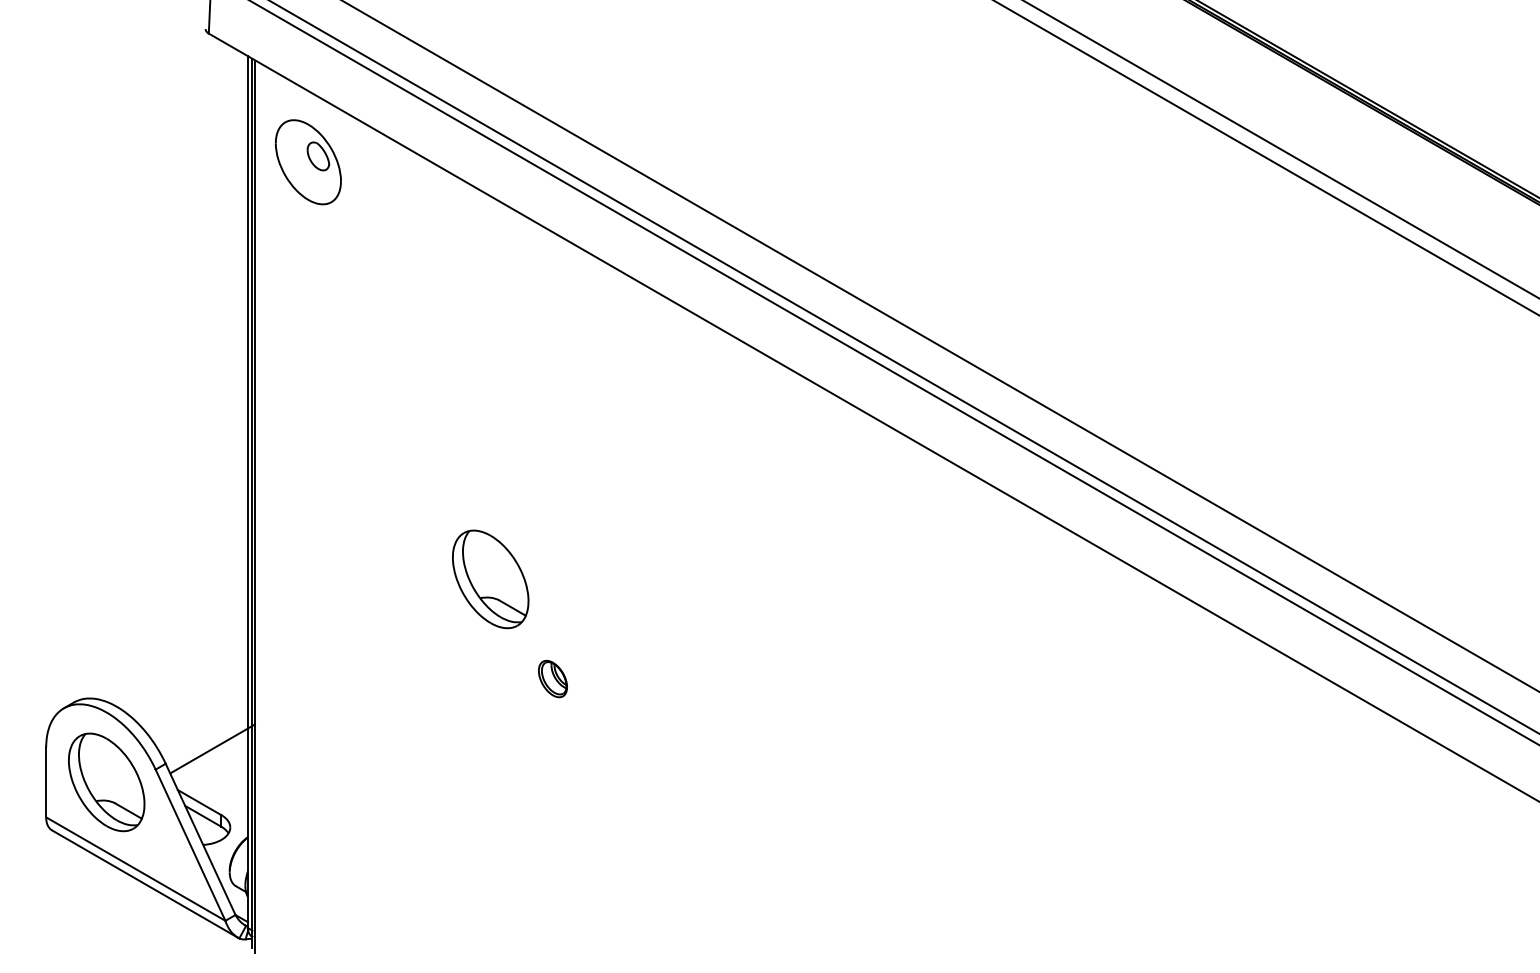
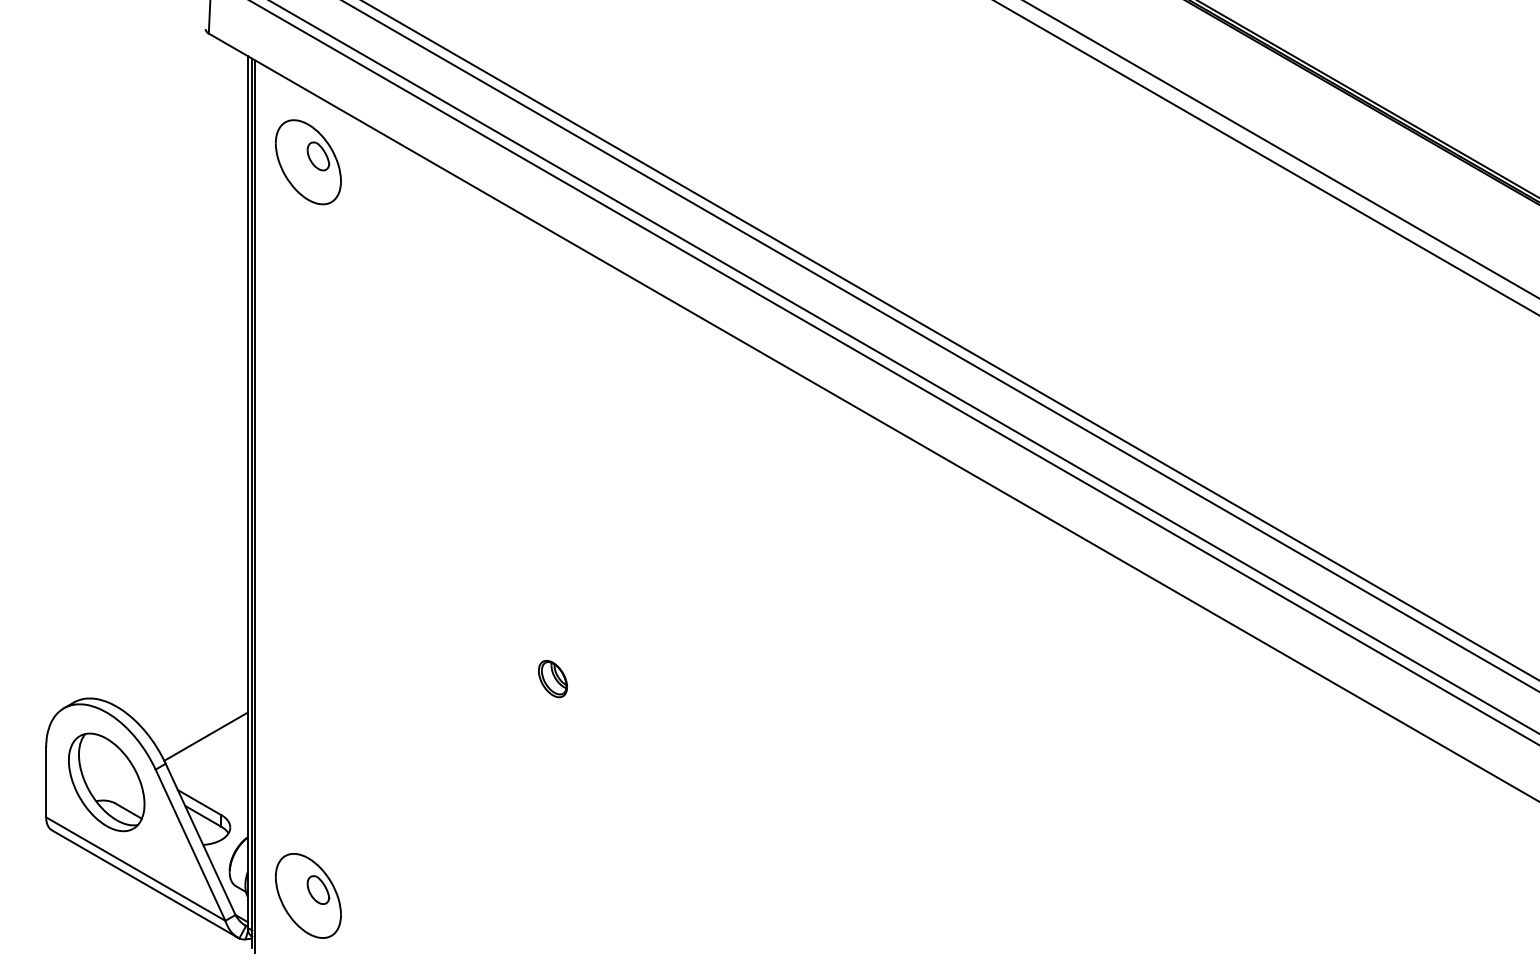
line: none -> present (950, 340)
part: present -> none (490, 579)
line position: (212, 748) -> (205, 736) (205, 736)
part: none -> present (308, 895)
